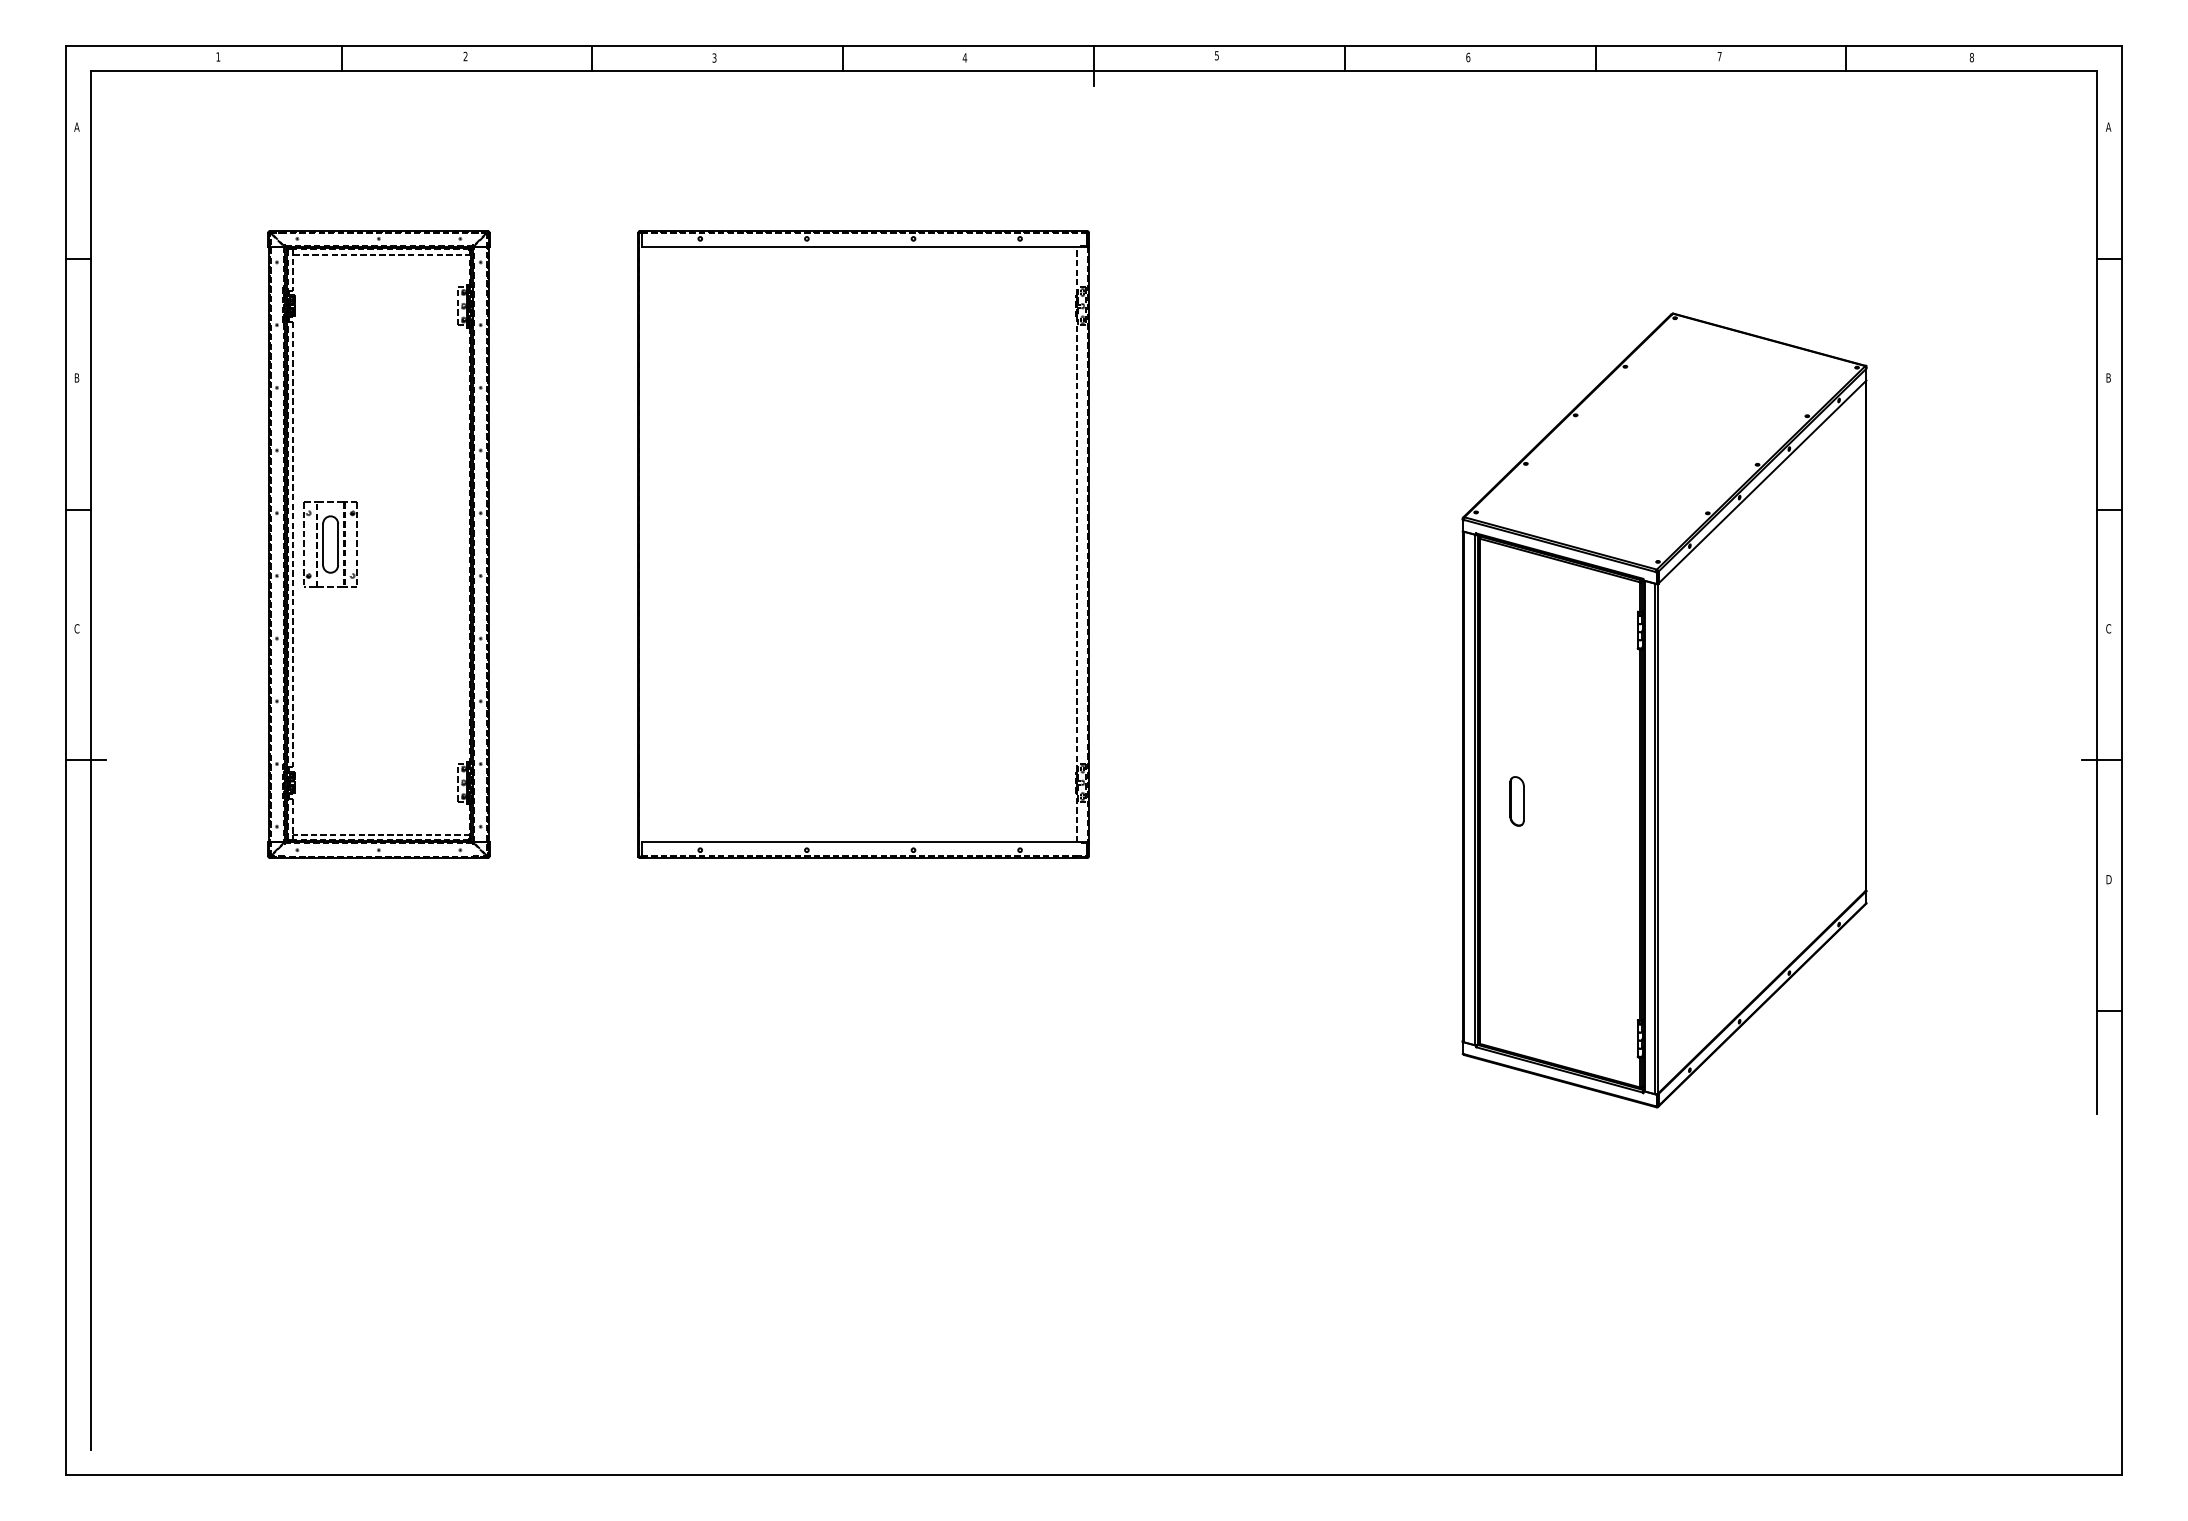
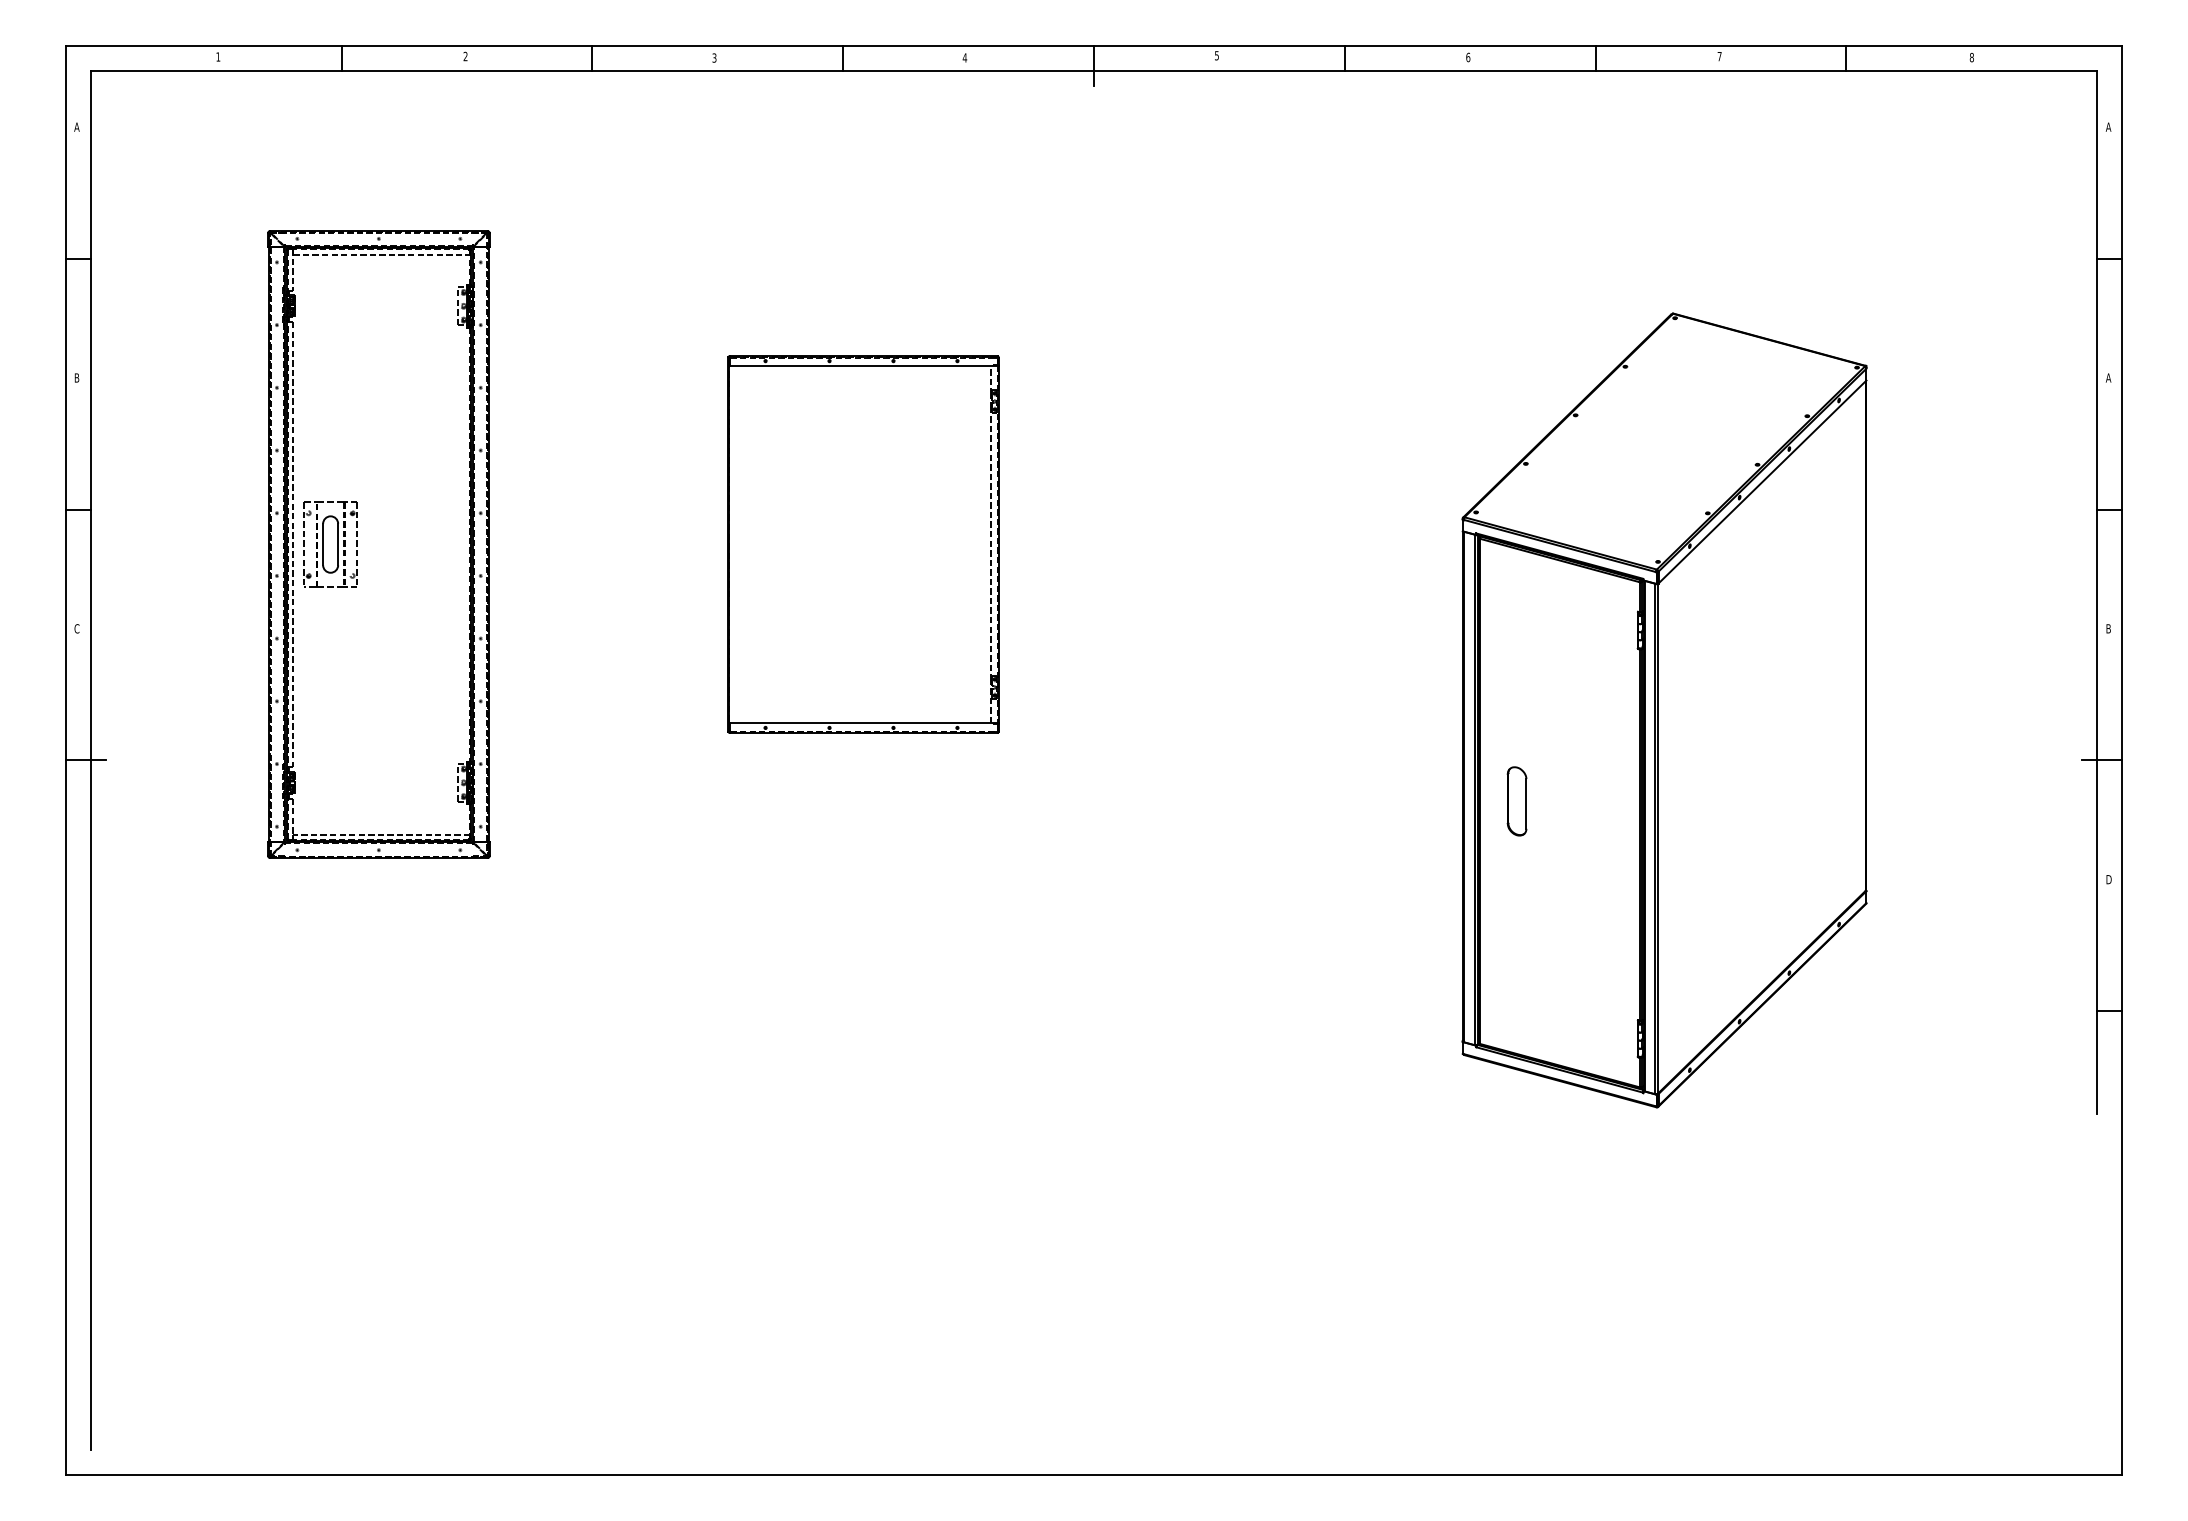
text: B -> A (2108, 377)
part size: 453x629 px -> 273x379 px (863, 544)
text: C -> B (2108, 628)
part size: 16x51 px -> 22x71 px (1516, 801)
